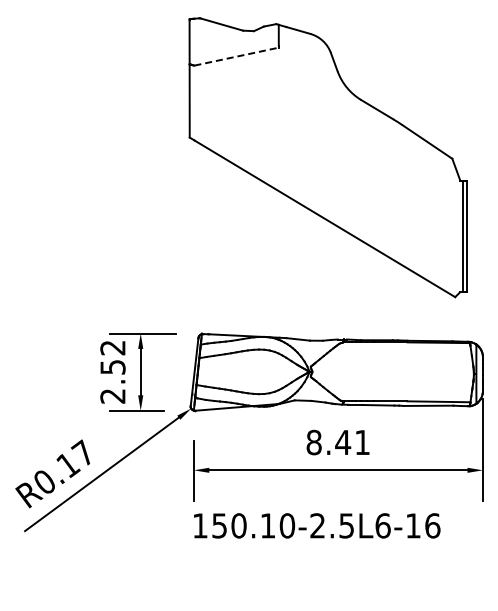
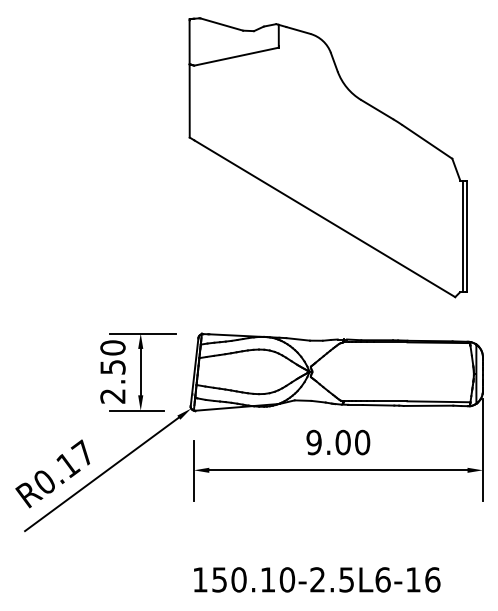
line: dashed -> solid (237, 56)
text: 2.52 -> 2.50 (112, 347)
text: 8.41 -> 9.00 (338, 442)
text position: (317, 525) -> (317, 579) (317, 579)
